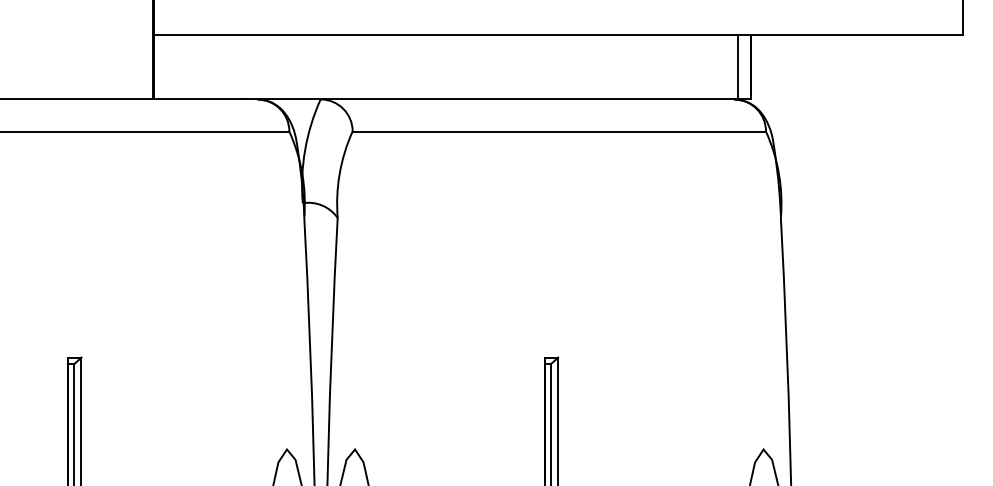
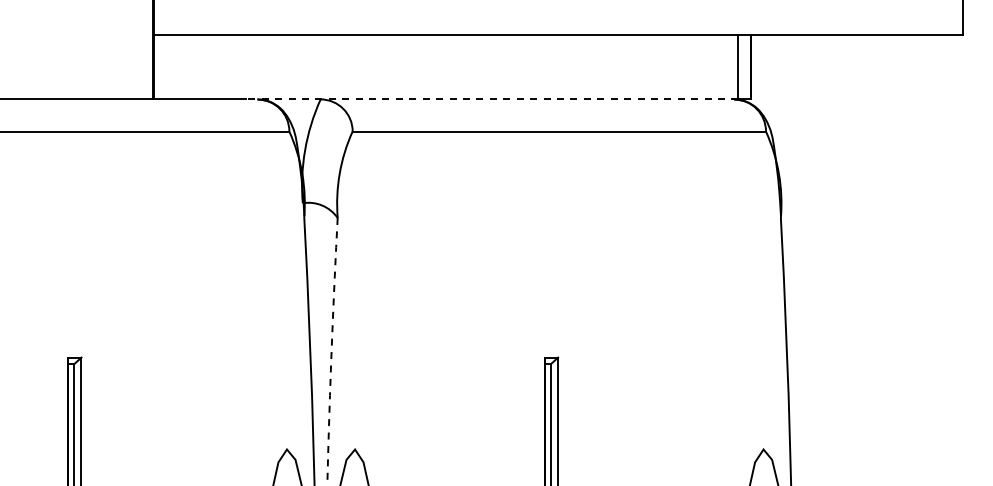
line: solid -> dashed (489, 99)
arc: solid -> dashed (331, 352)
